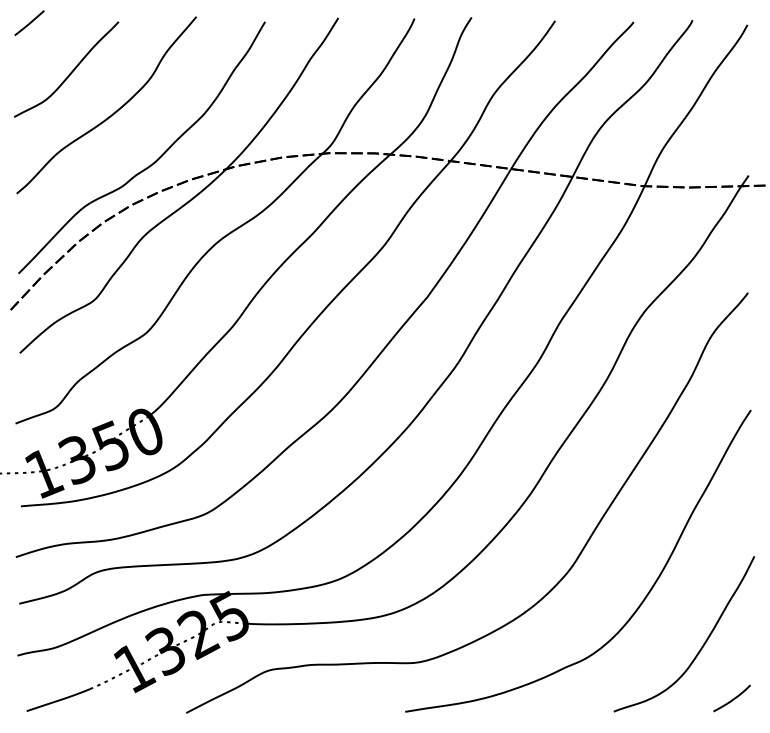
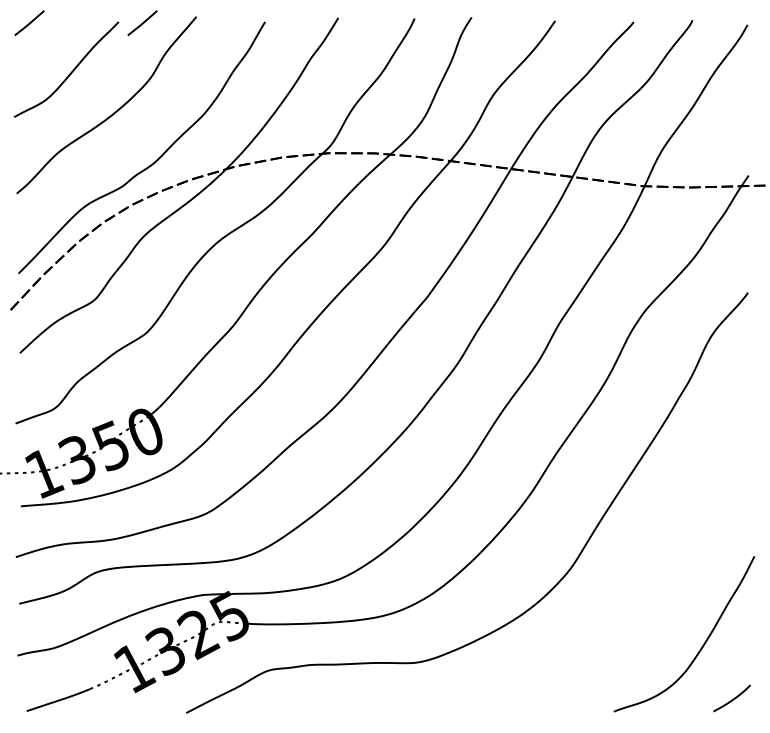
line: none -> present (142, 22)
curve: present -> none (641, 601)
